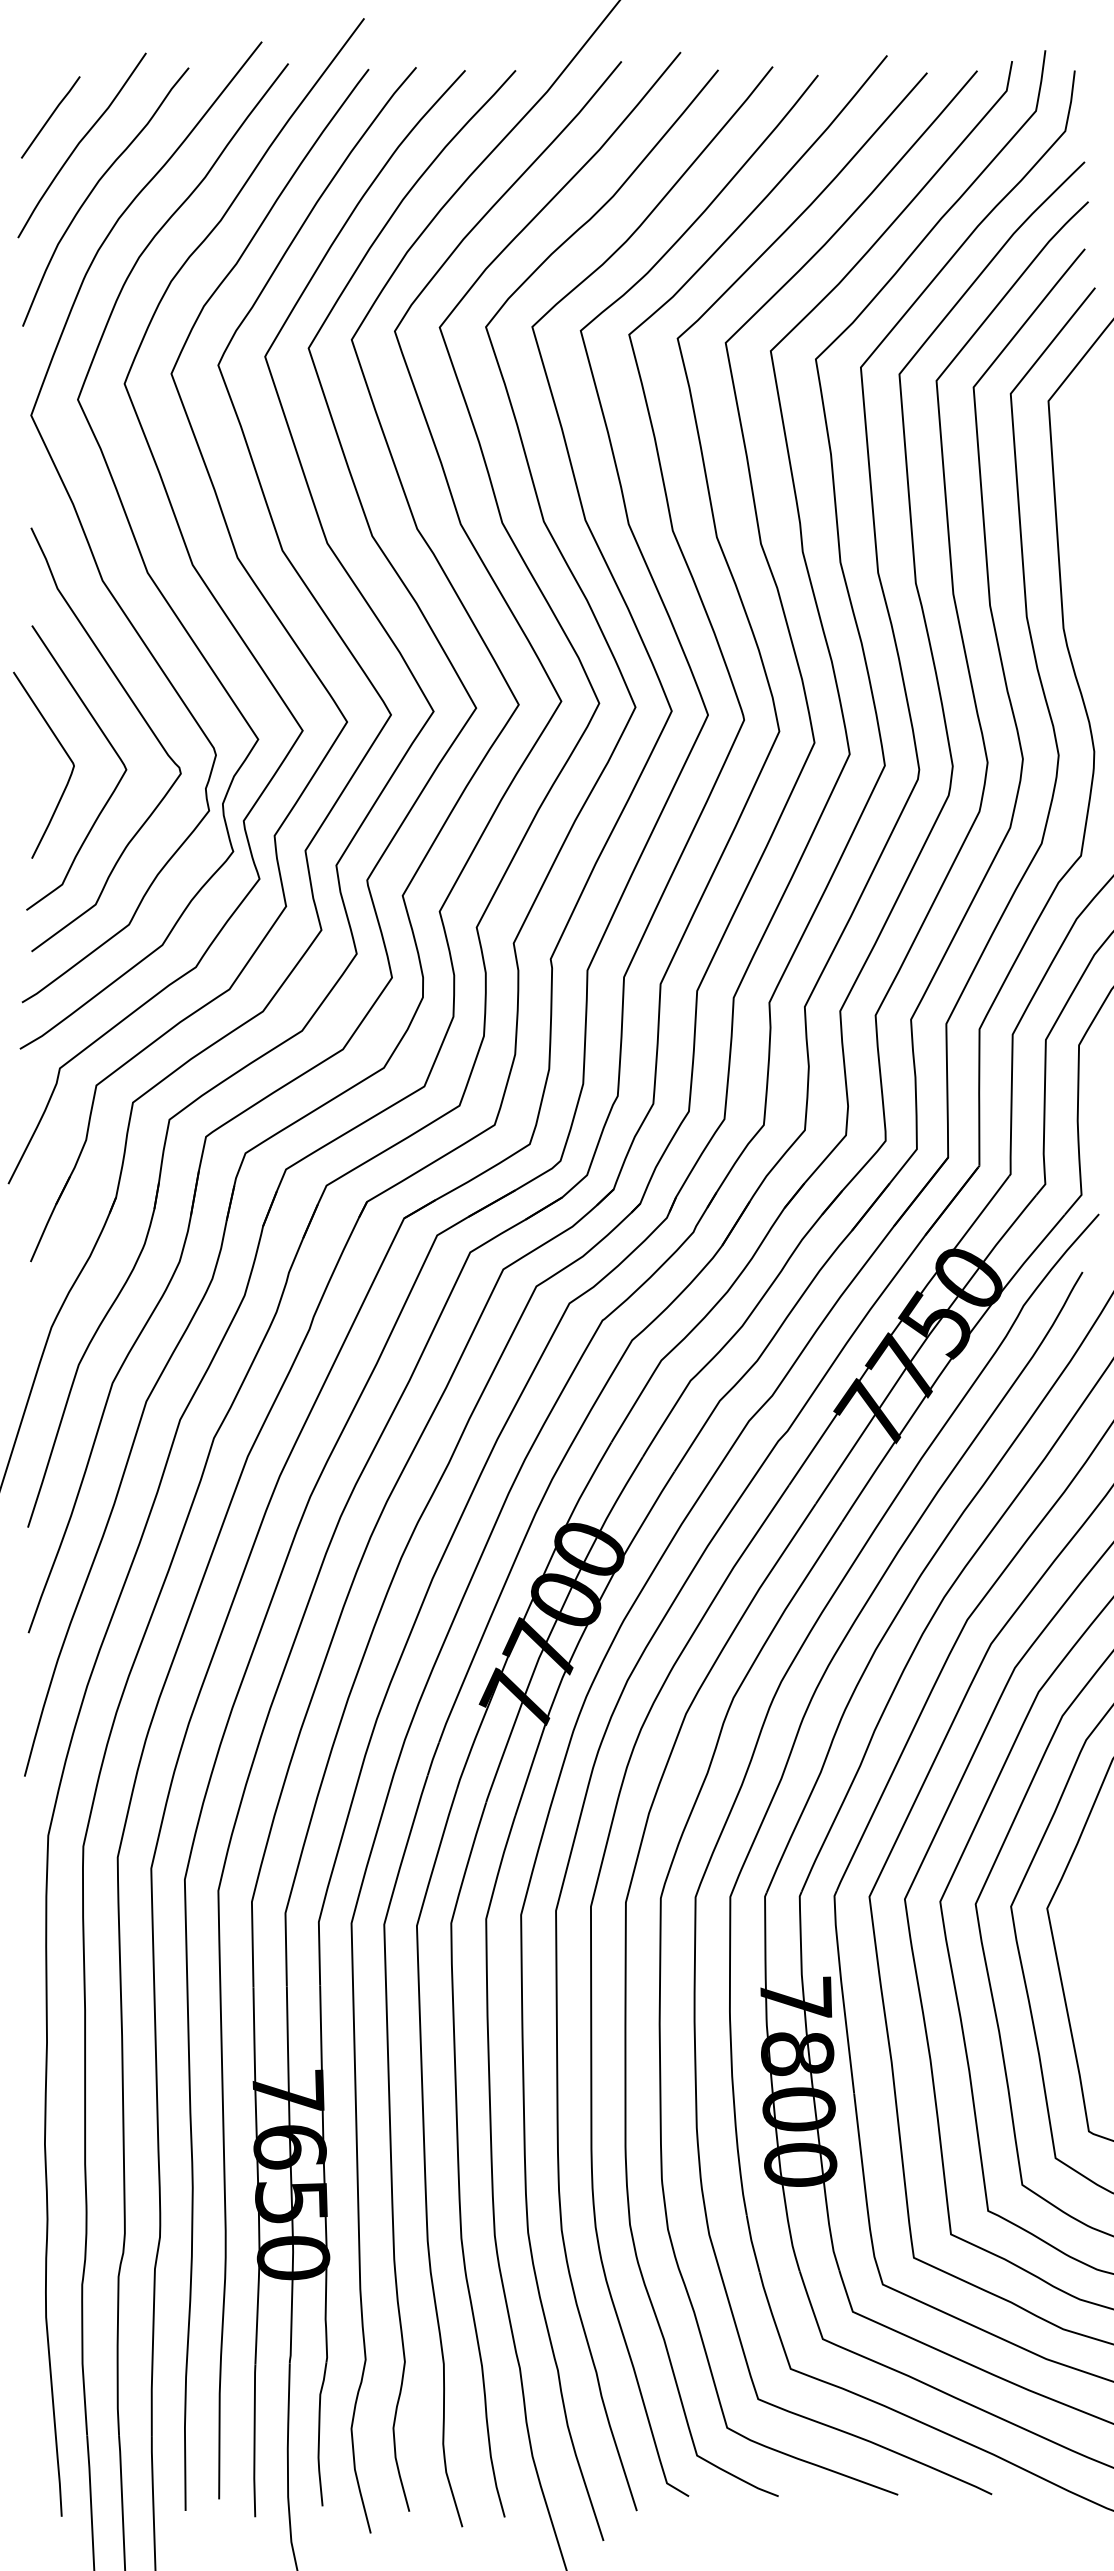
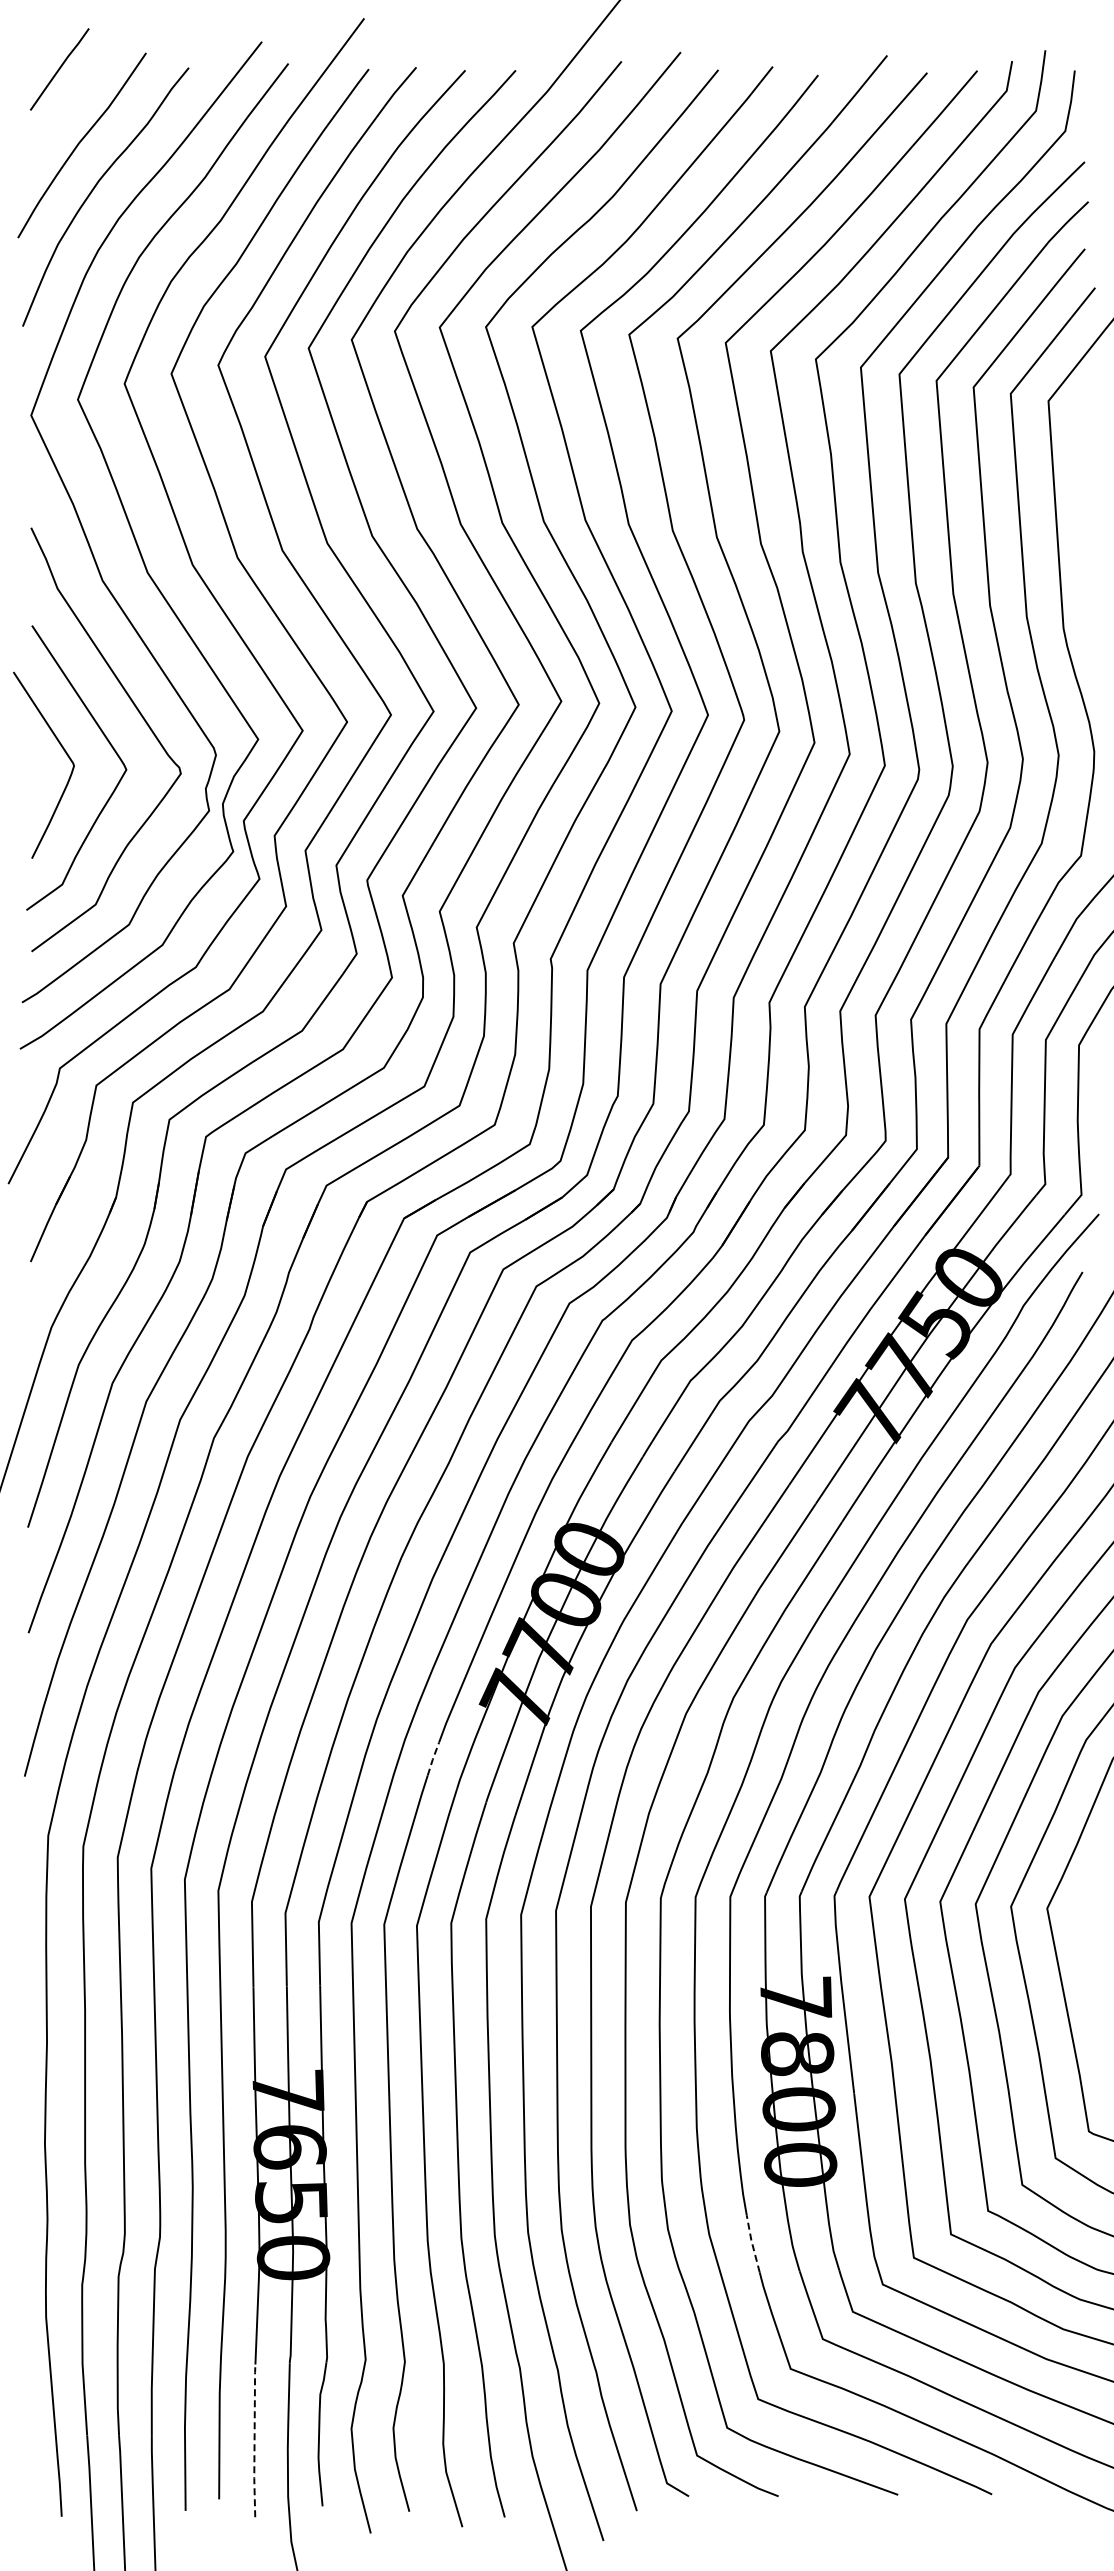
line position: (50, 117) -> (59, 69) (59, 69)
line: solid -> dashed (433, 1758)
line: solid -> dashed (751, 2242)
line: solid -> dashed (254, 2440)
